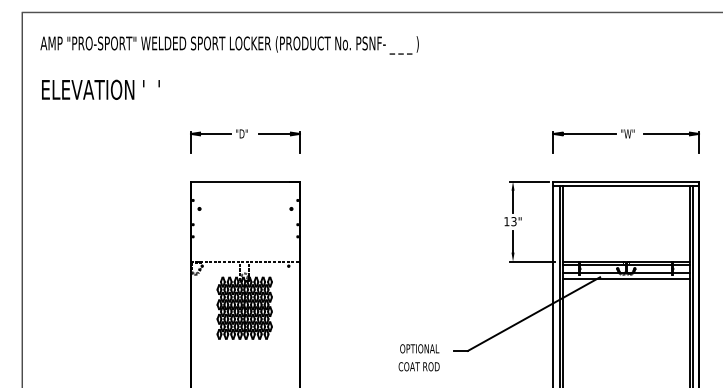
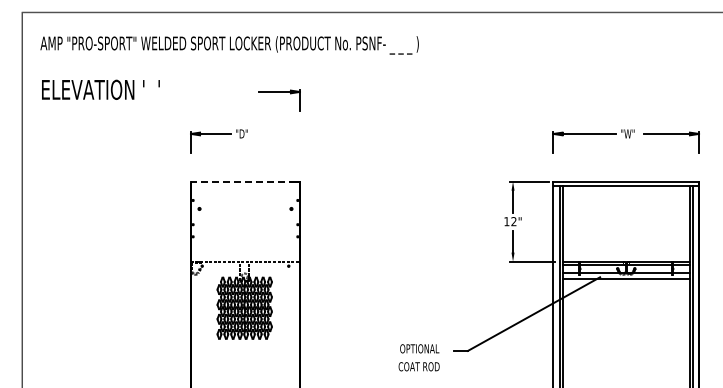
part position: (279, 134) -> (279, 92) (279, 92)
line: solid -> dashed (242, 181)
text: 13" -> 12" (513, 221)
